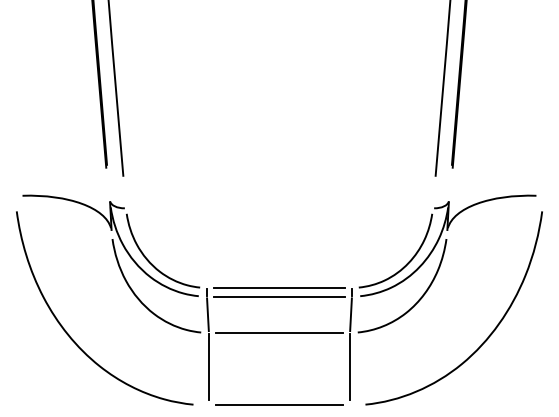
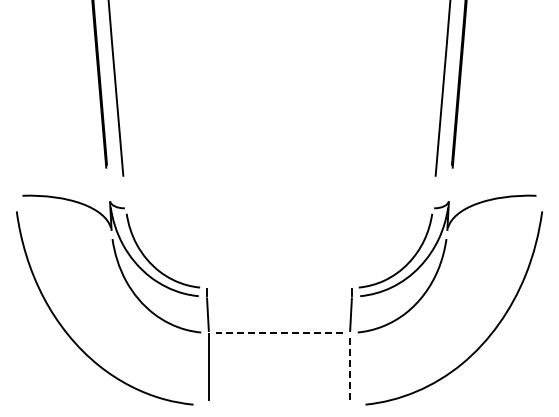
line: present -> none (279, 287)
line: present -> none (279, 296)
line: solid -> dashed (279, 332)
line: solid -> dashed (350, 366)
line: present -> none (279, 405)
